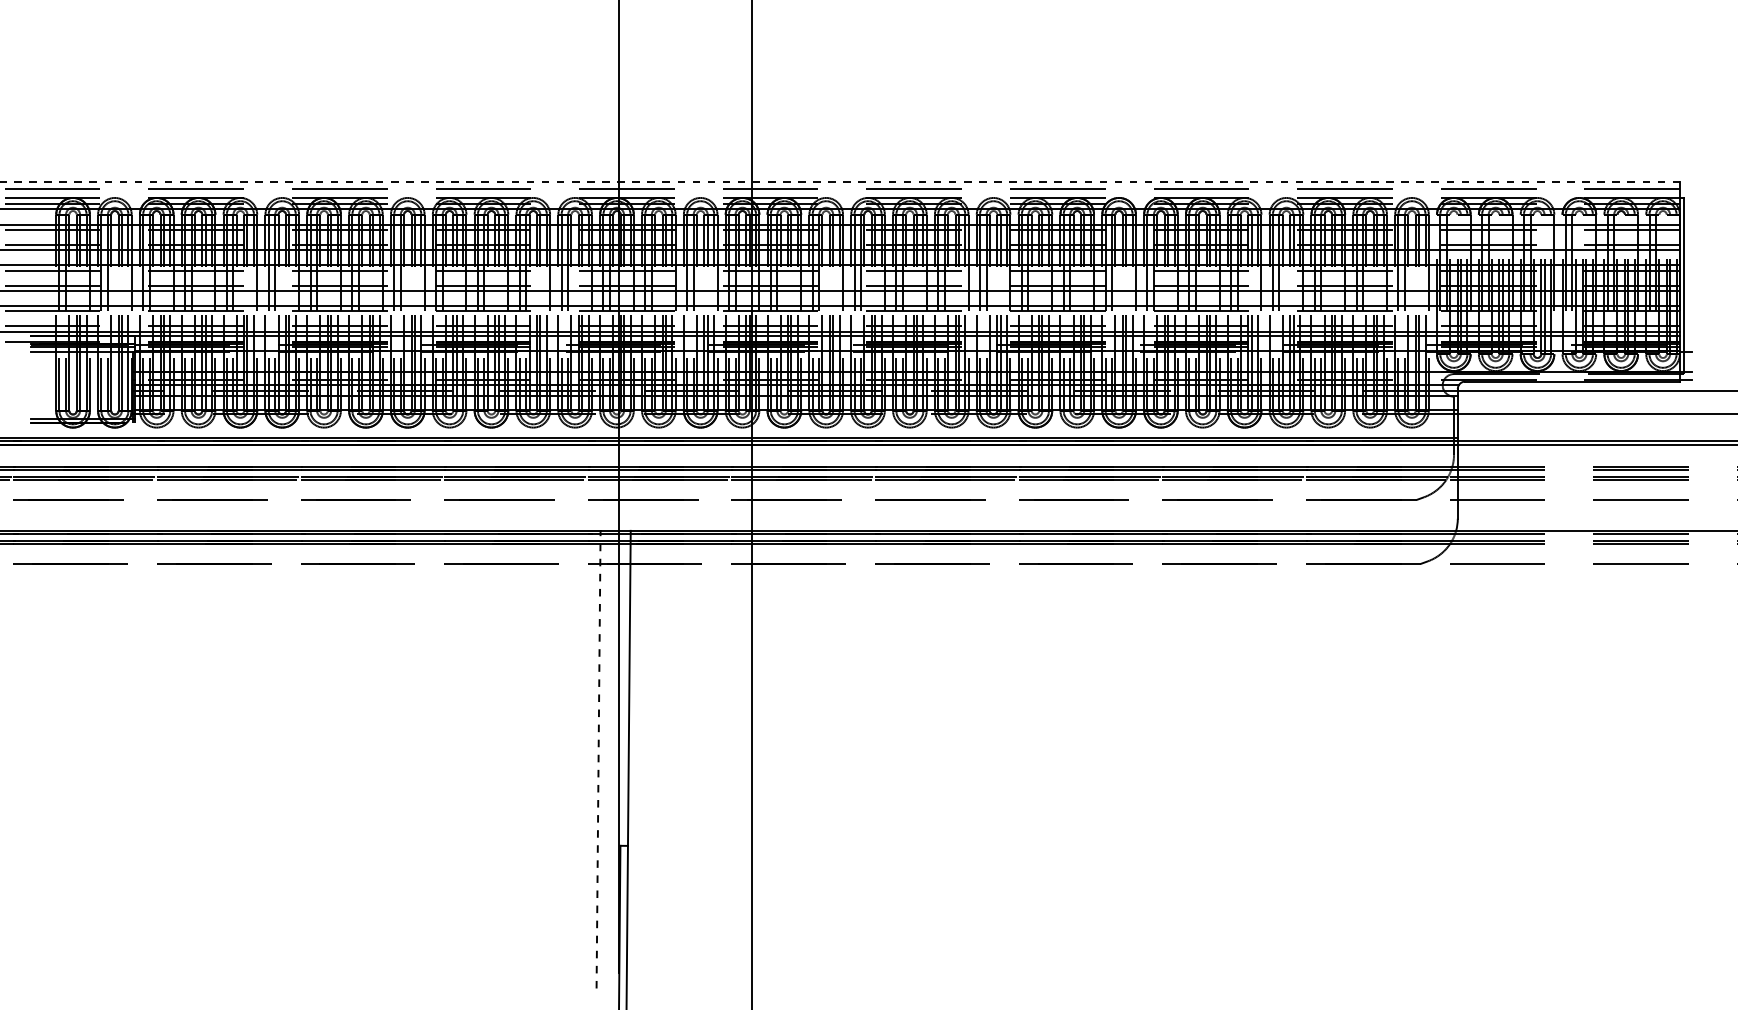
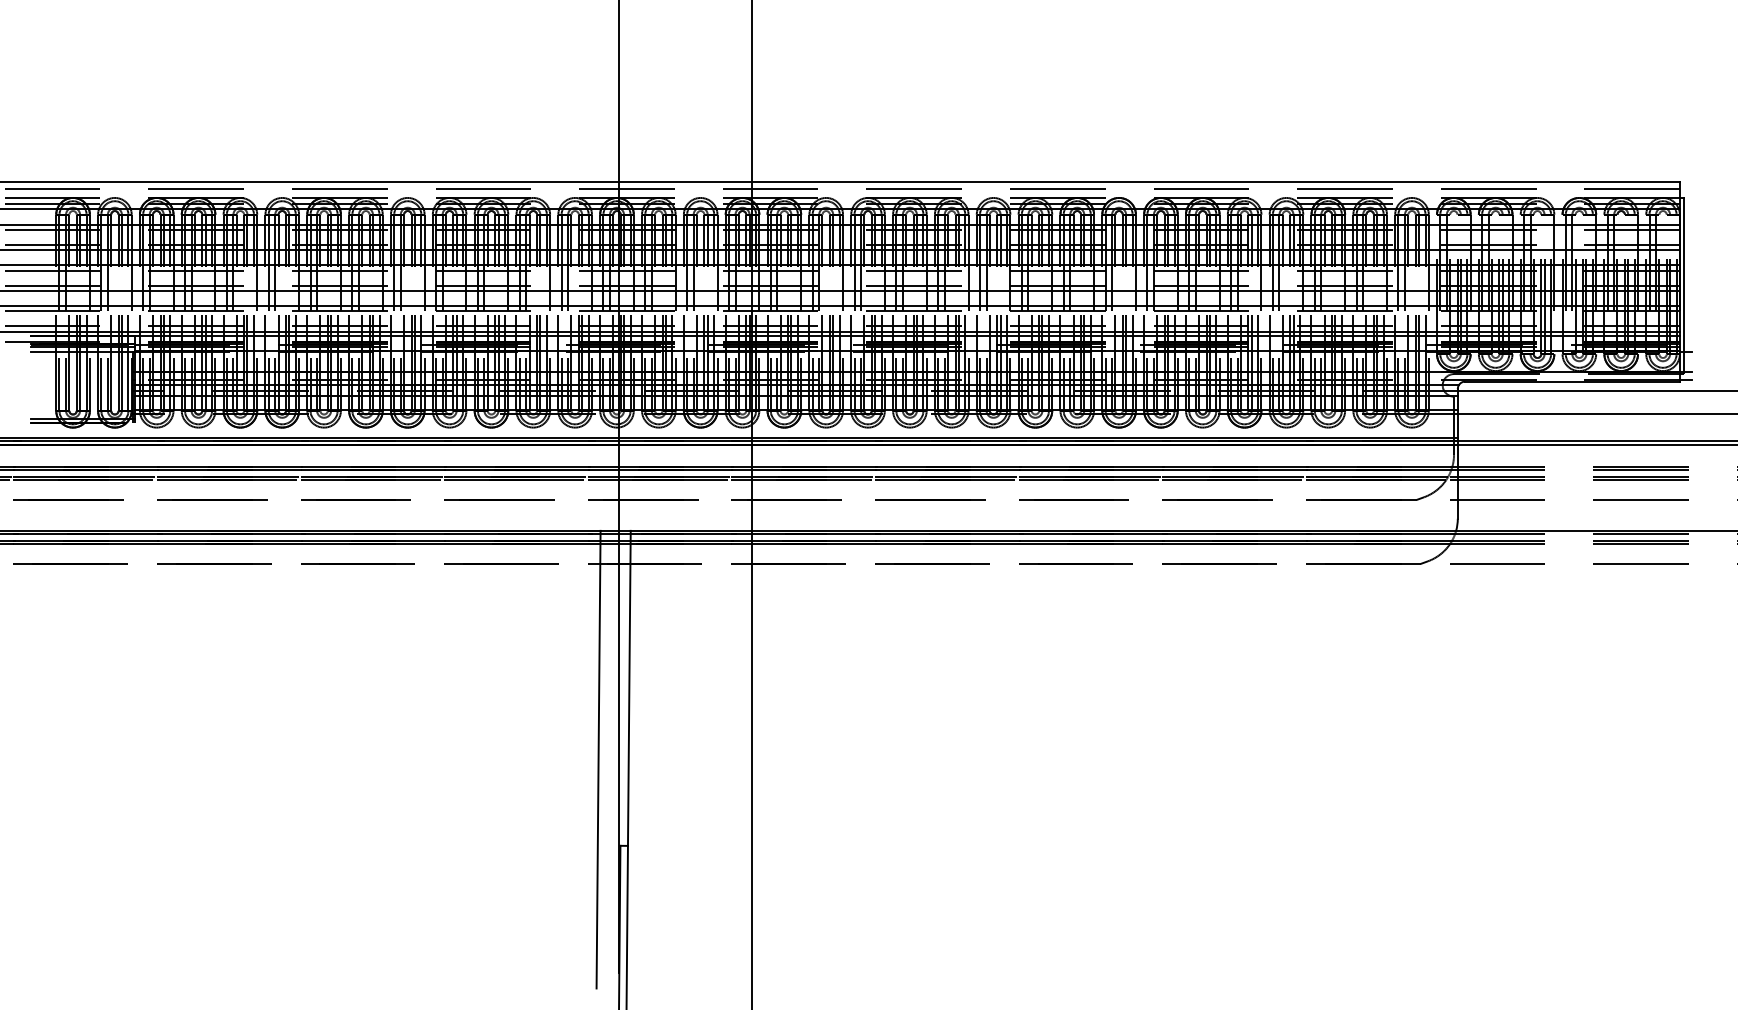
line: dashed -> solid (840, 181)
line: dashed -> solid (598, 759)
